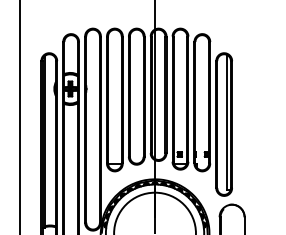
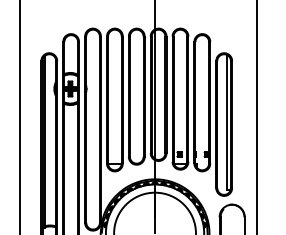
line: none -> present (257, 116)
